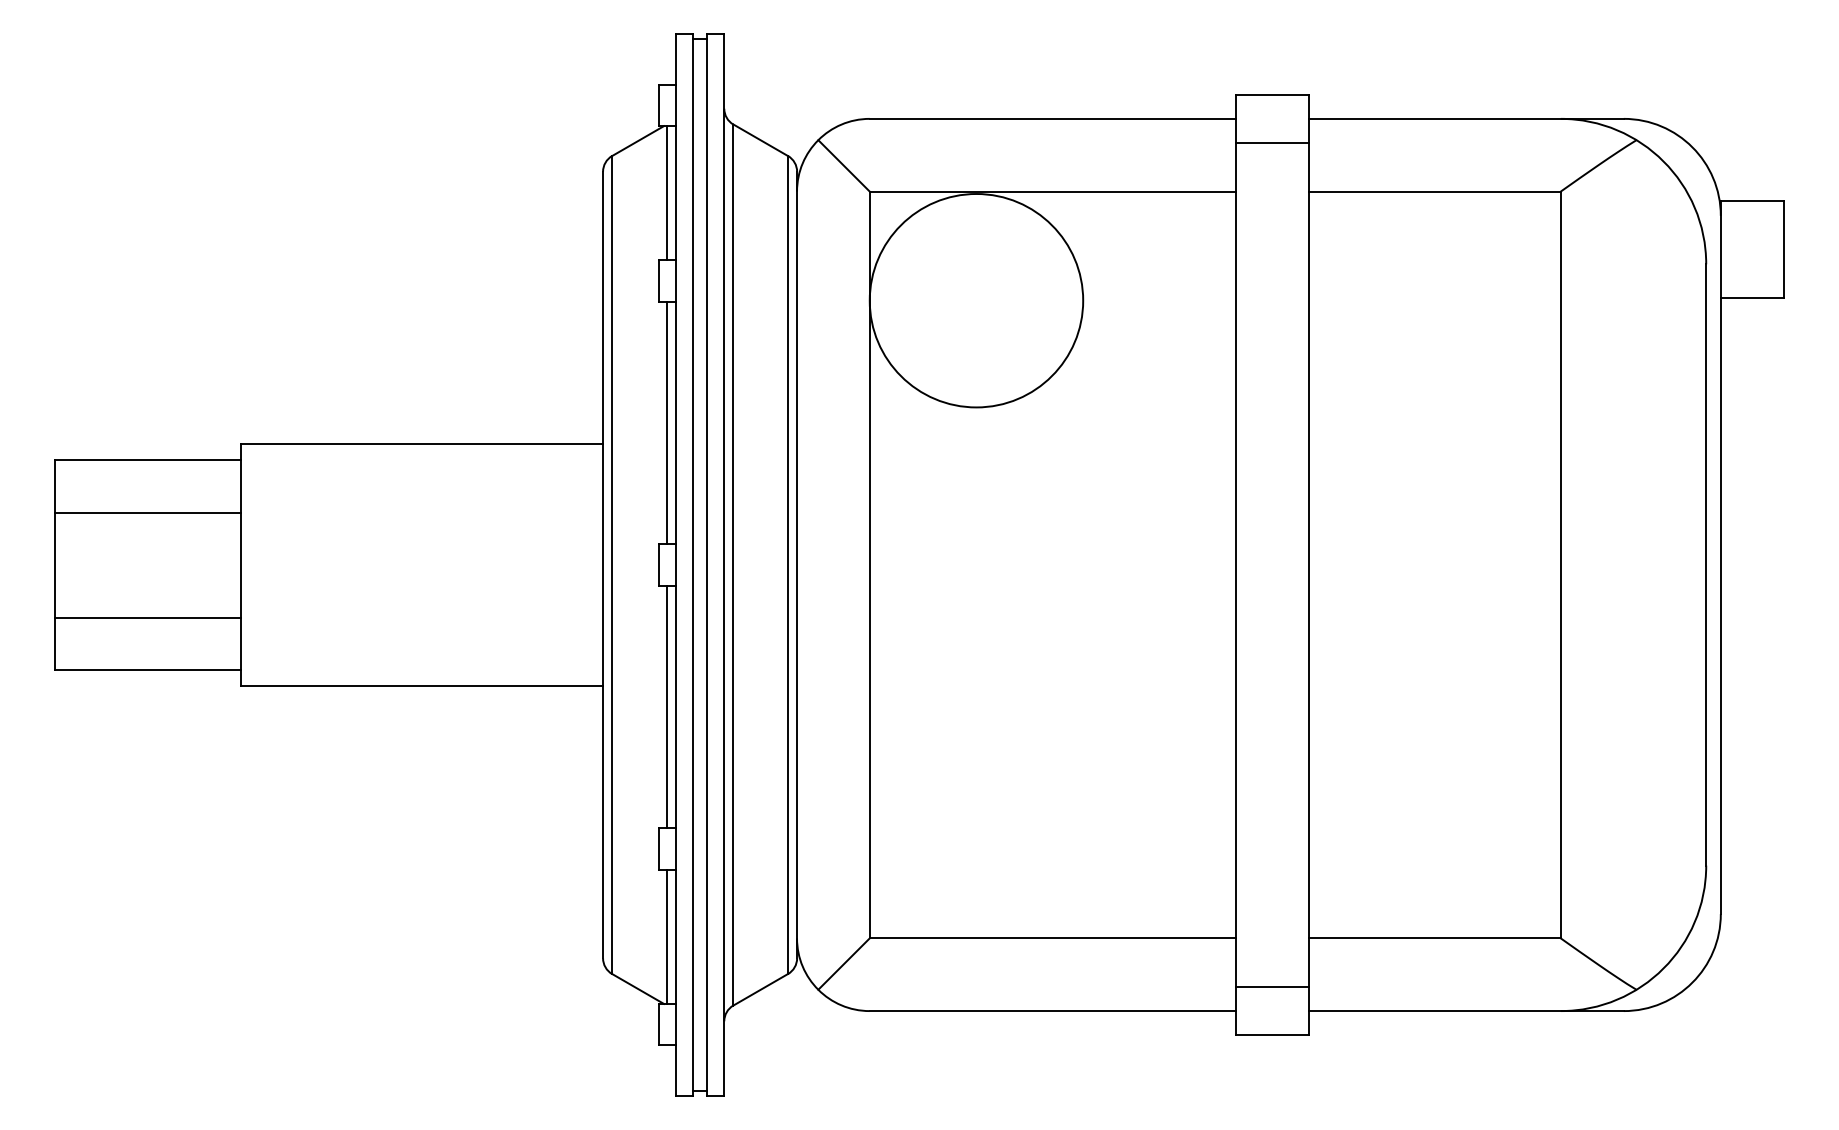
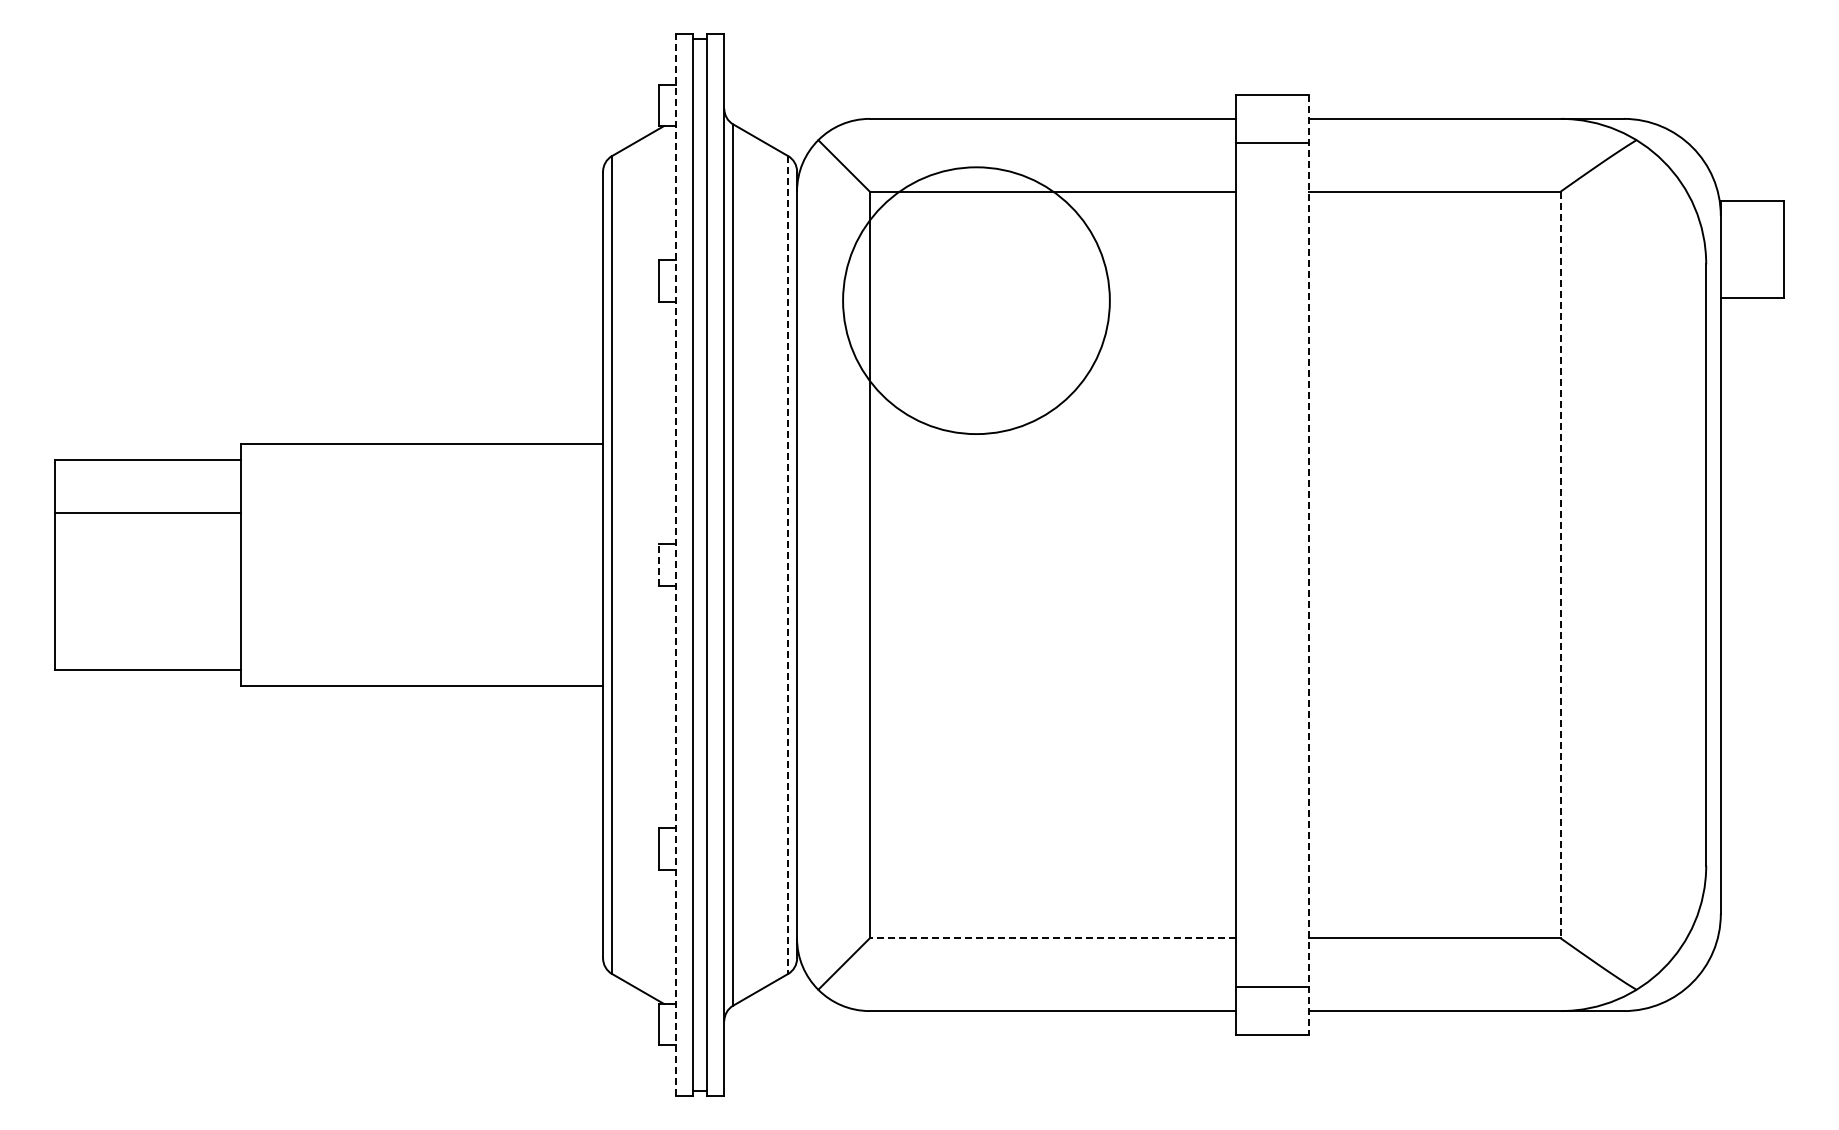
line: present -> none (666, 193)
circle diameter: 213 px -> 267 px (976, 300)
line: present -> none (666, 422)
line: solid -> dashed (675, 564)
line: solid -> dashed (658, 565)
line: solid -> dashed (787, 565)
line: solid -> dashed (1308, 565)
line: solid -> dashed (1560, 565)
line: present -> none (147, 617)
line: present -> none (666, 706)
line: present -> none (666, 936)
line: solid -> dashed (1052, 938)
